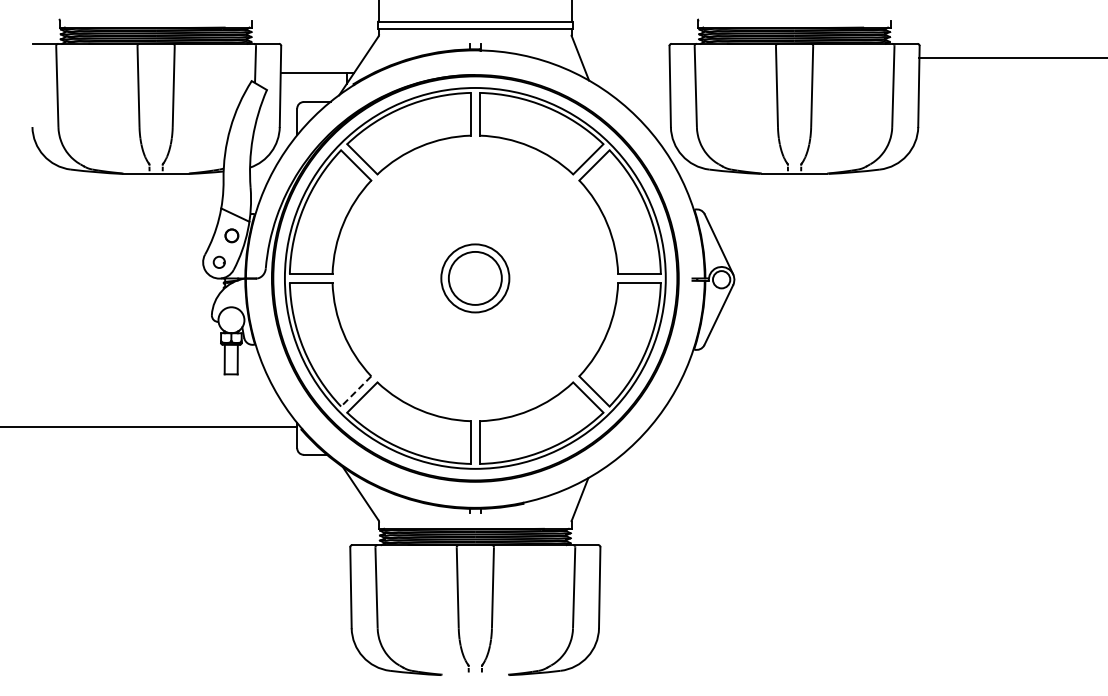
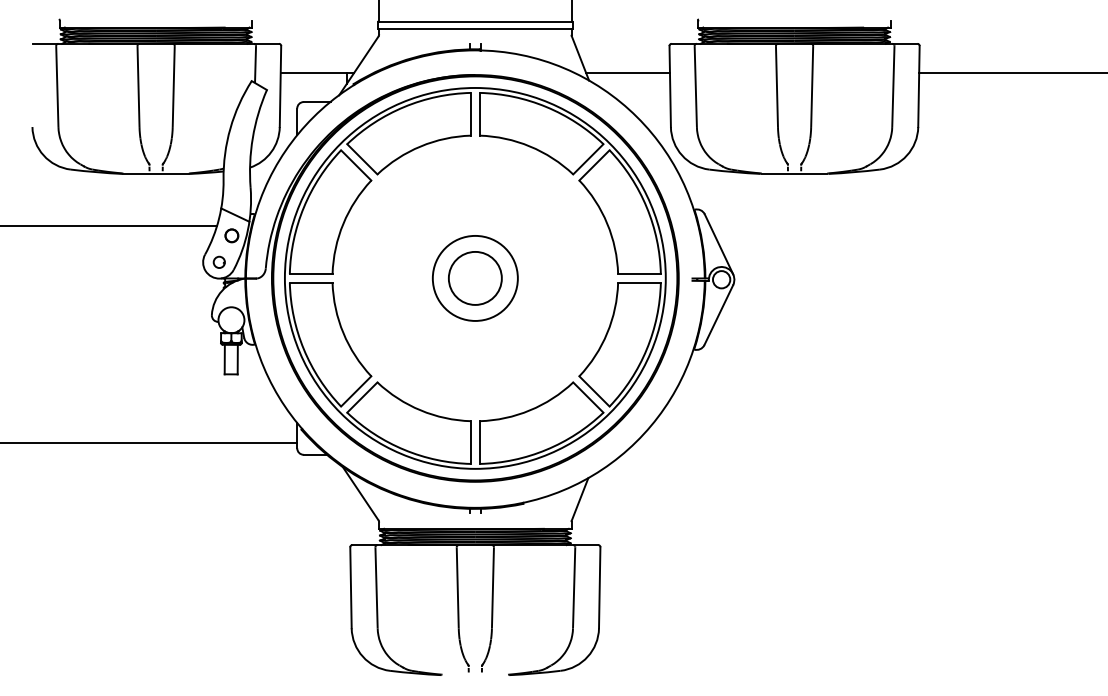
line position: (1011, 57) -> (1011, 72) (1011, 72)
line: none -> present (627, 72)
line: none -> present (109, 226)
circle diameter: 68 px -> 85 px (474, 277)
line: dashed -> solid (355, 391)
line position: (149, 426) -> (149, 442) (149, 442)
